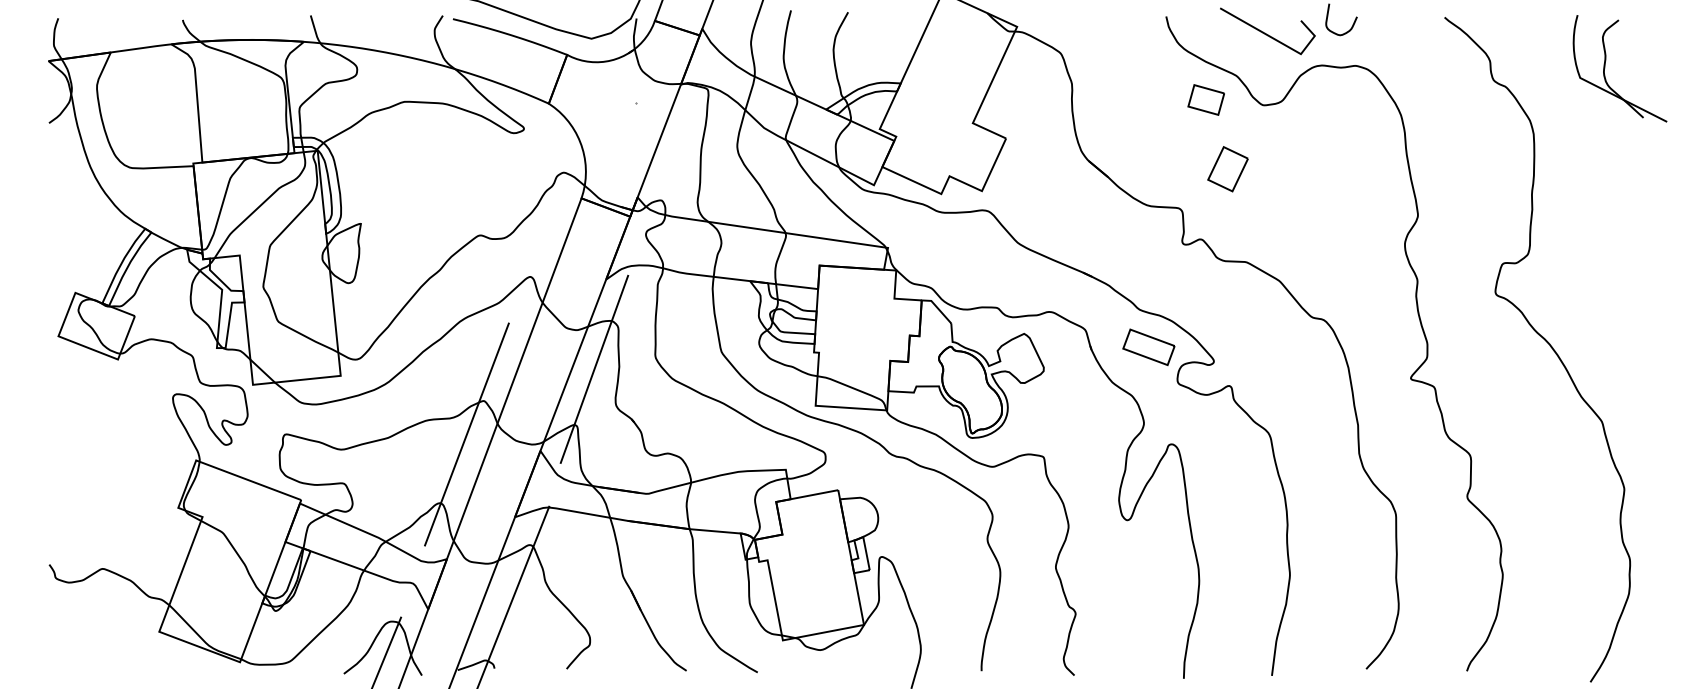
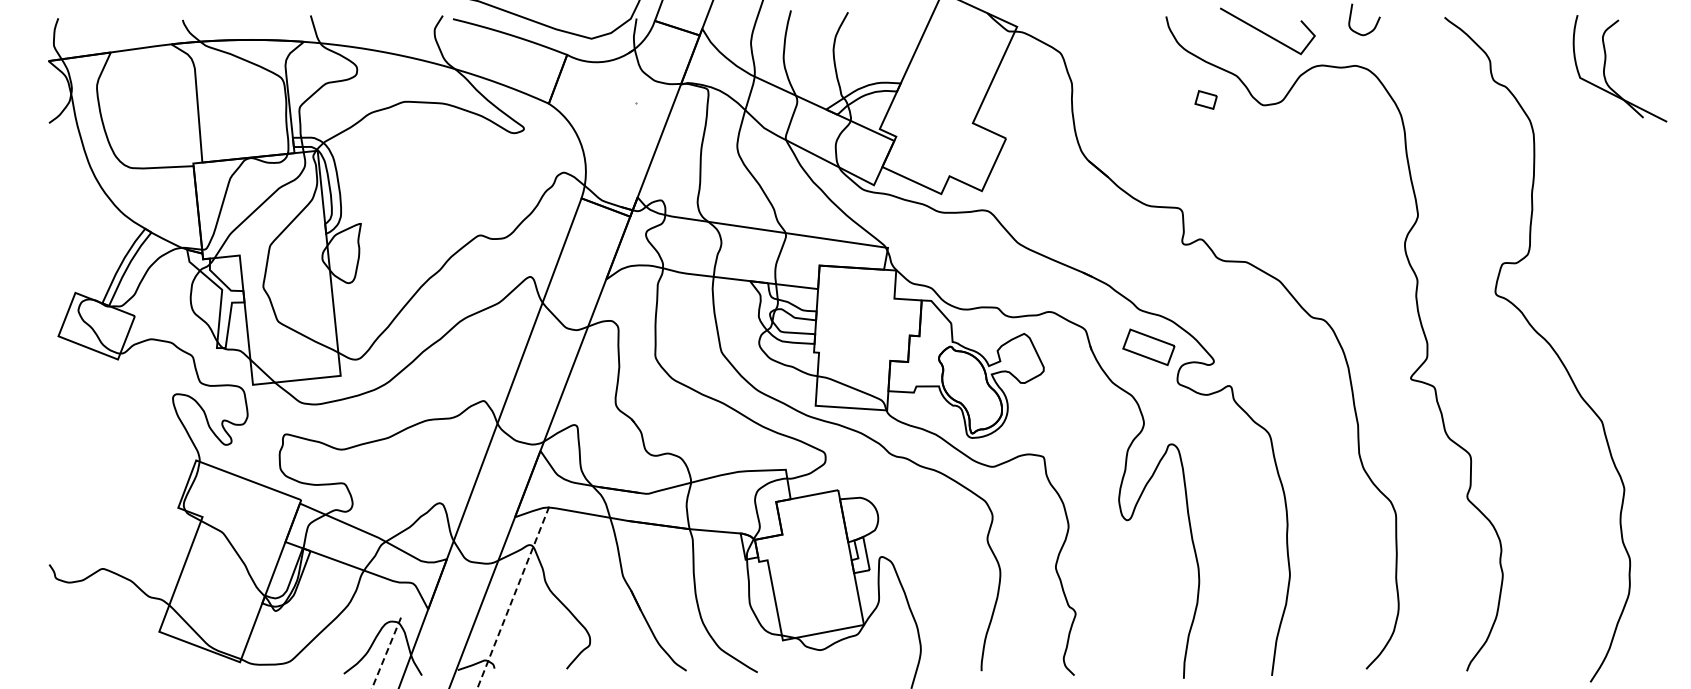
curve position: (1352, 24) -> (1375, 24) (1375, 24)
part size: 38x32 px -> 24x20 px (1205, 99)
part: present -> none (1227, 169)
line: present -> none (594, 368)
line: present -> none (466, 434)
line: solid -> dashed (513, 597)
line: solid -> dashed (386, 653)
